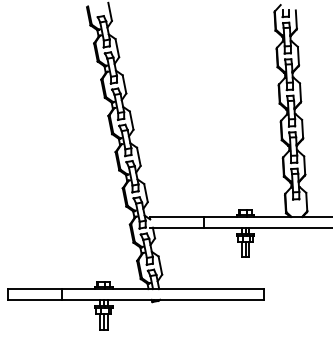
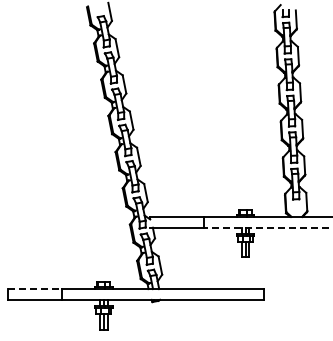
line: solid -> dashed (267, 227)
line: solid -> dashed (35, 289)
